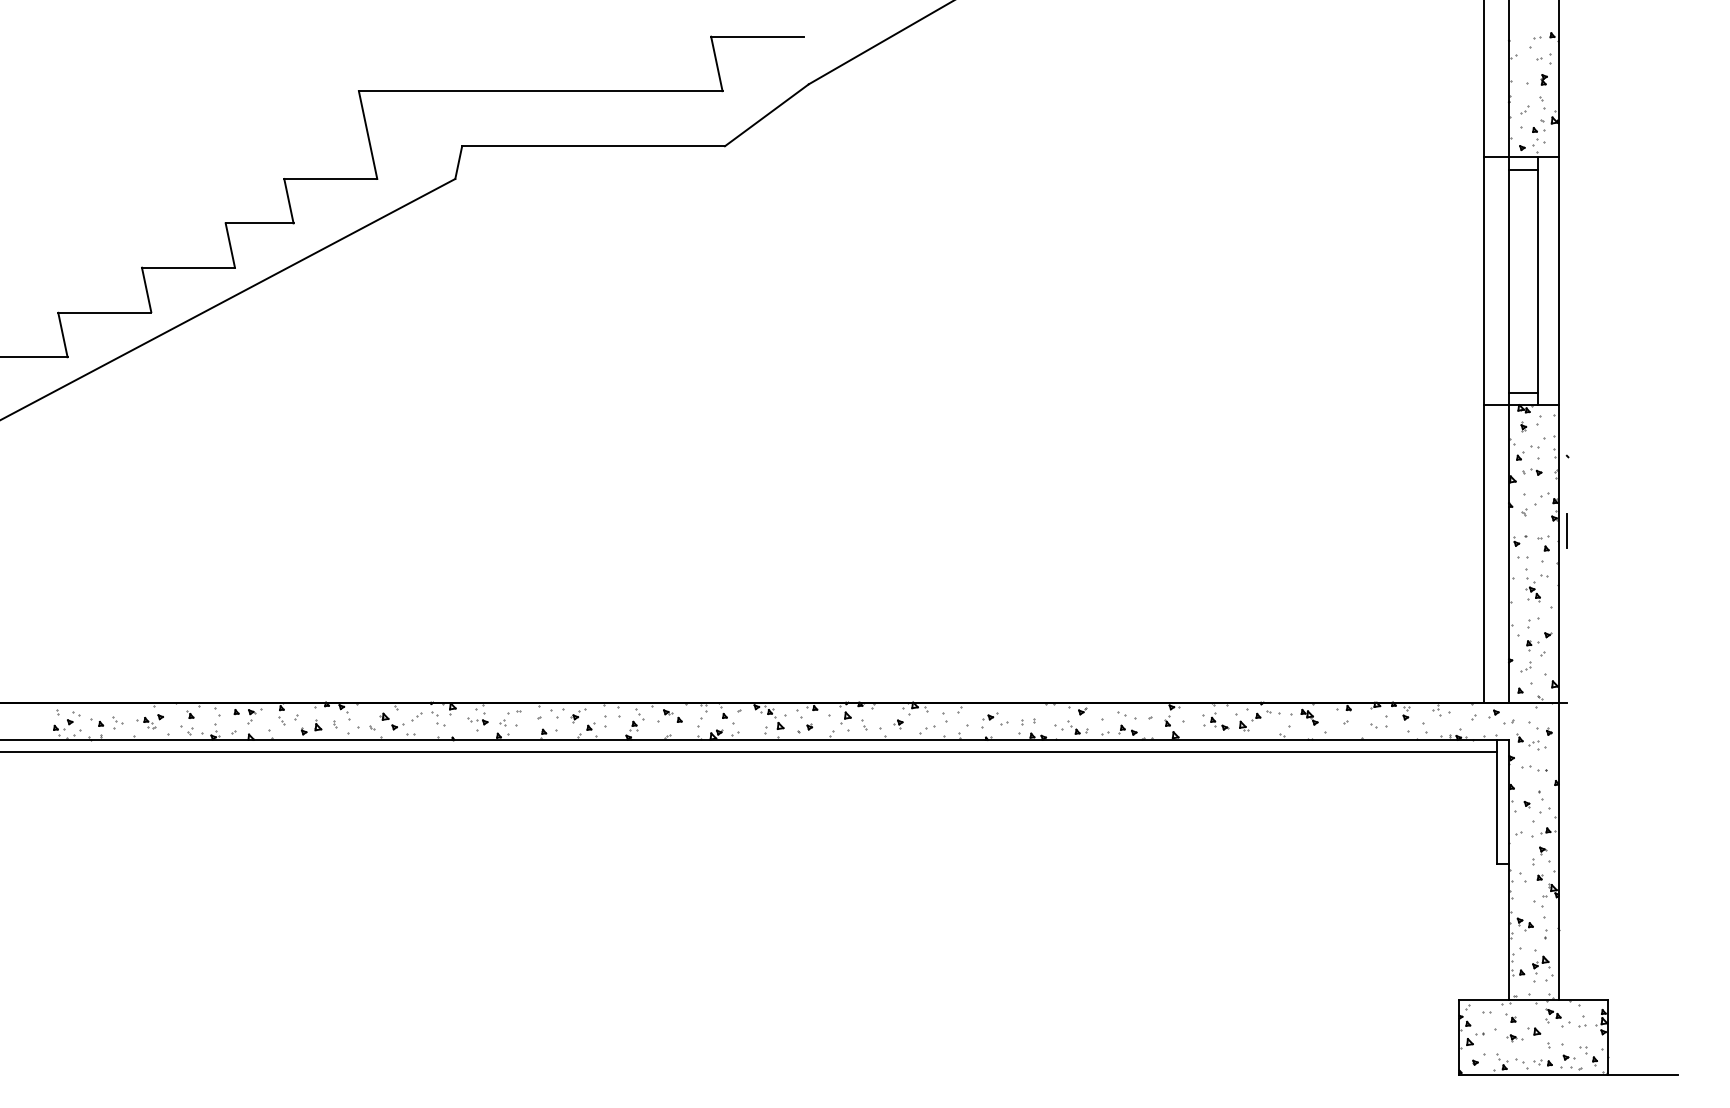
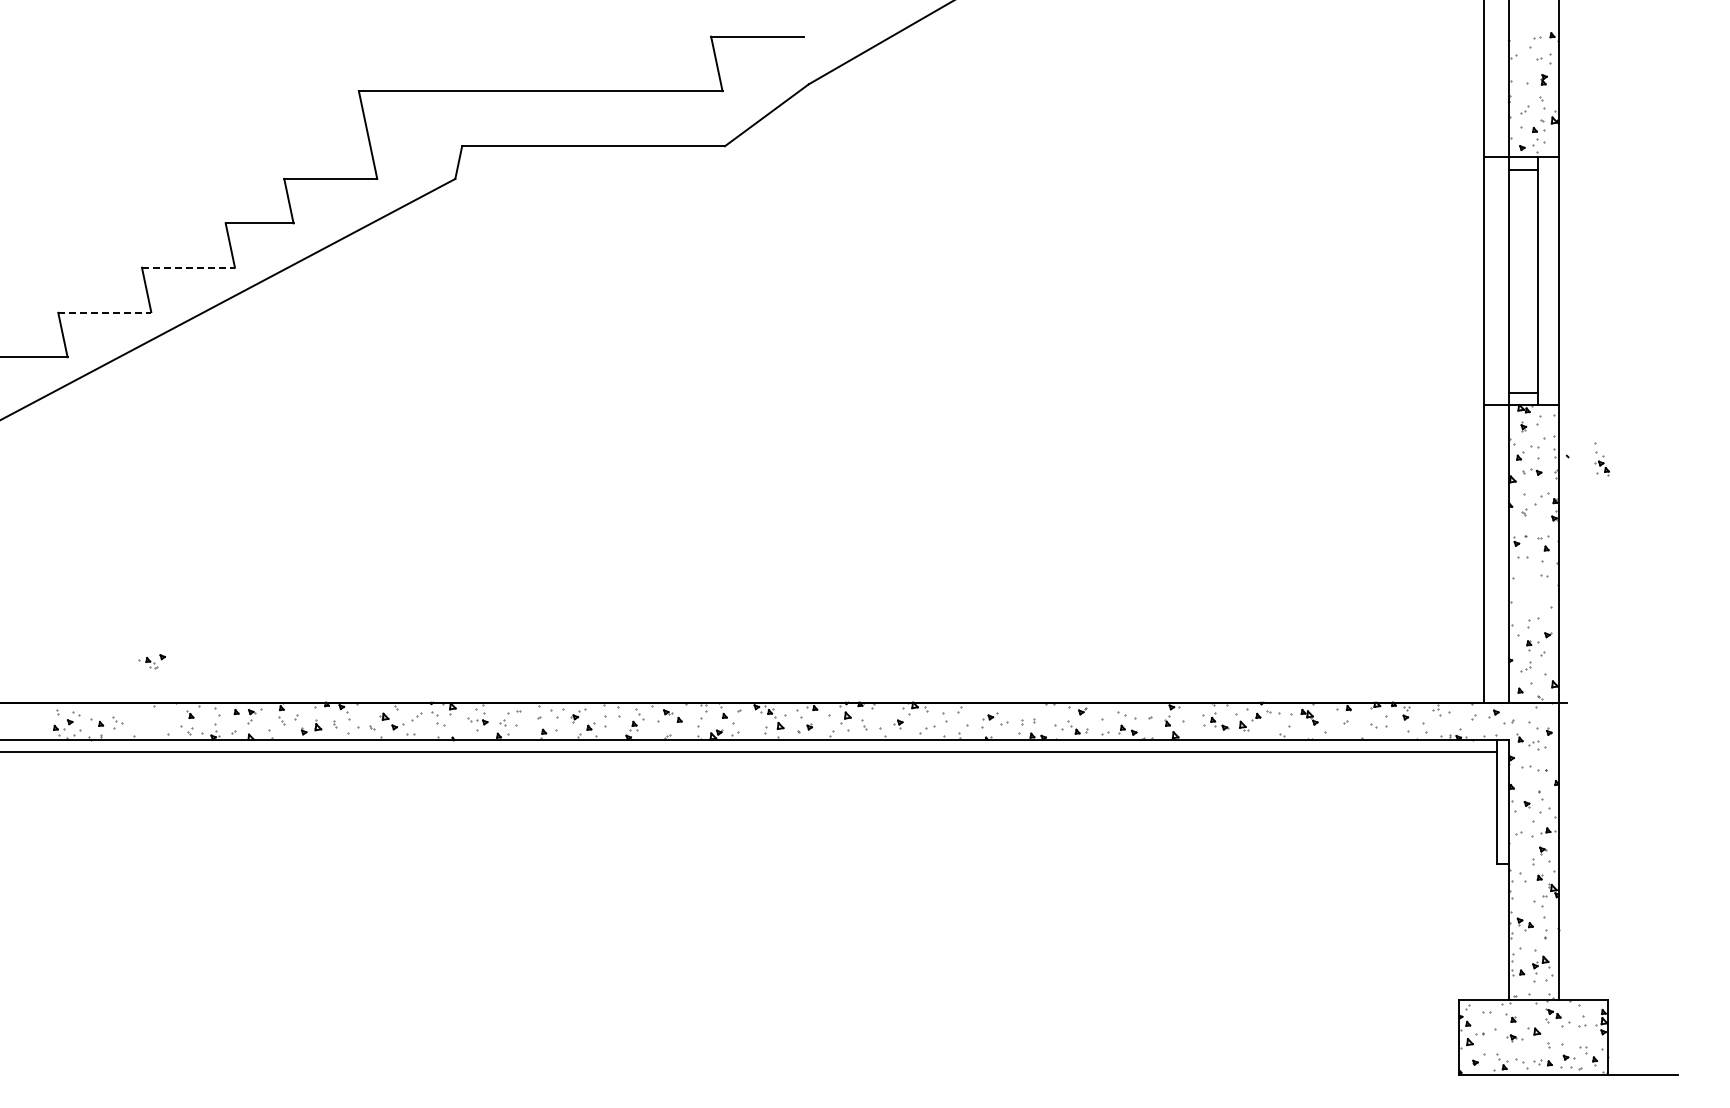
line: solid -> dashed (188, 267)
line: solid -> dashed (105, 312)
line: present -> none (1566, 531)
part position: (1532, 585) -> (1601, 459) (1601, 459)
part position: (149, 721) -> (151, 661) (151, 661)
